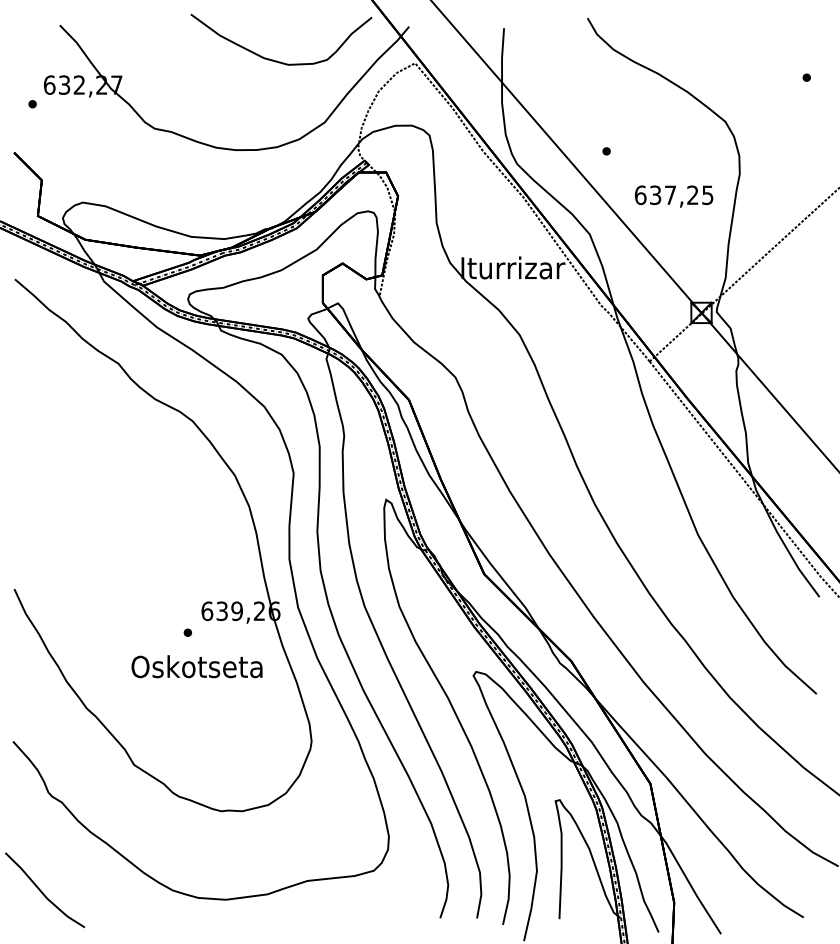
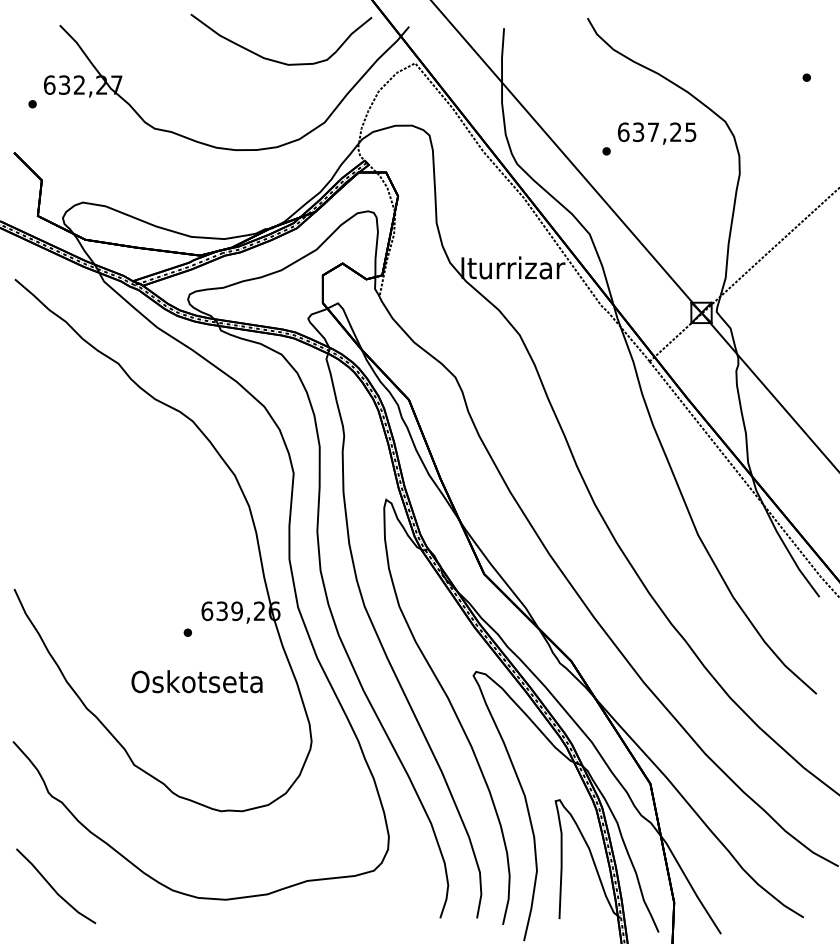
text position: (674, 196) -> (657, 133) (657, 133)
text position: (196, 666) -> (196, 681) (196, 681)
line position: (43, 892) -> (54, 888) (54, 888)
